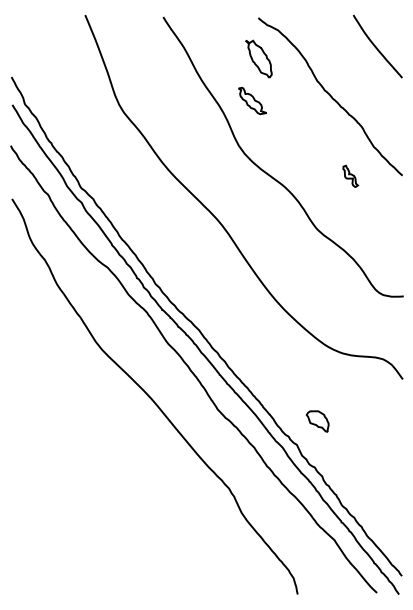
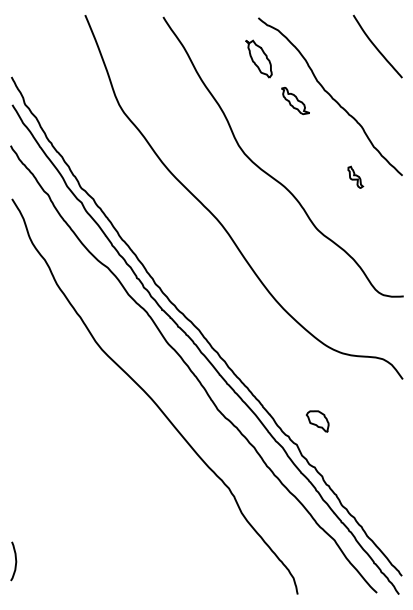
part position: (252, 101) -> (295, 101) (295, 101)
part position: (350, 175) -> (355, 176) (355, 176)
curve: none -> present (15, 561)
